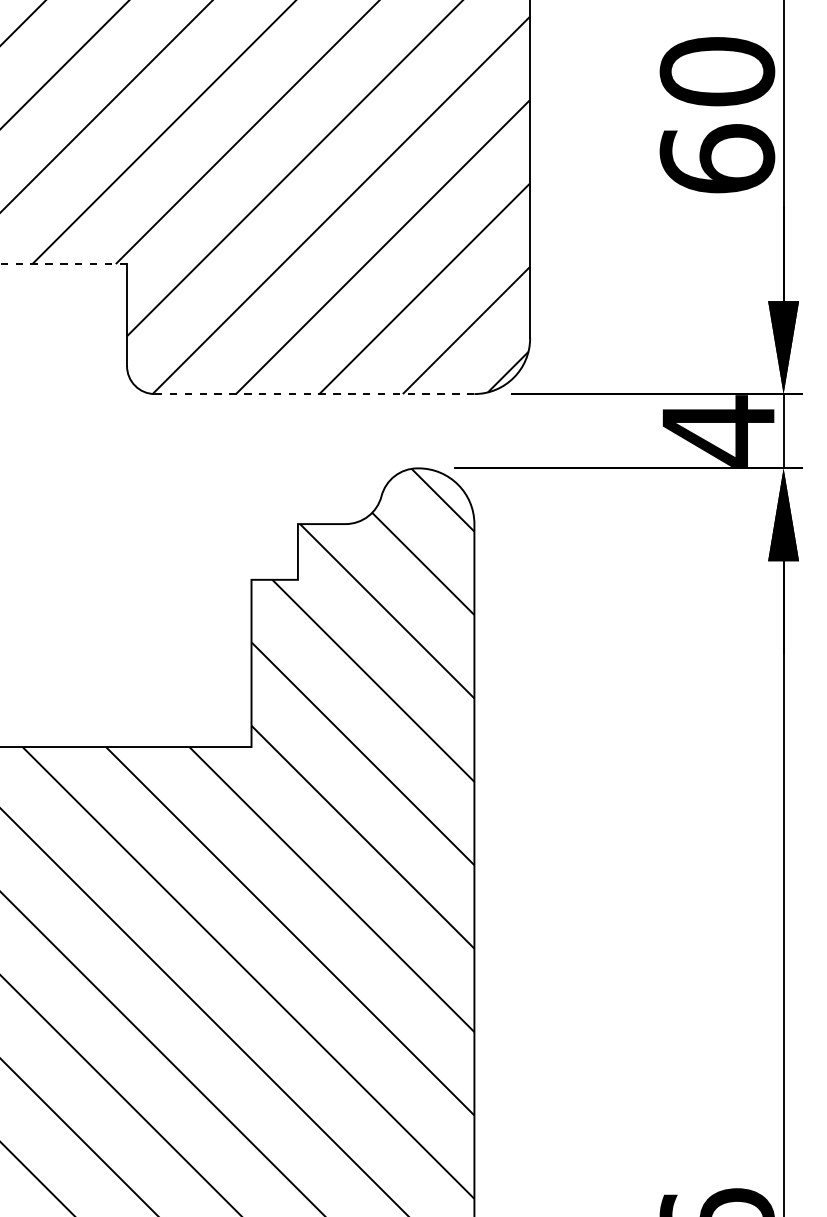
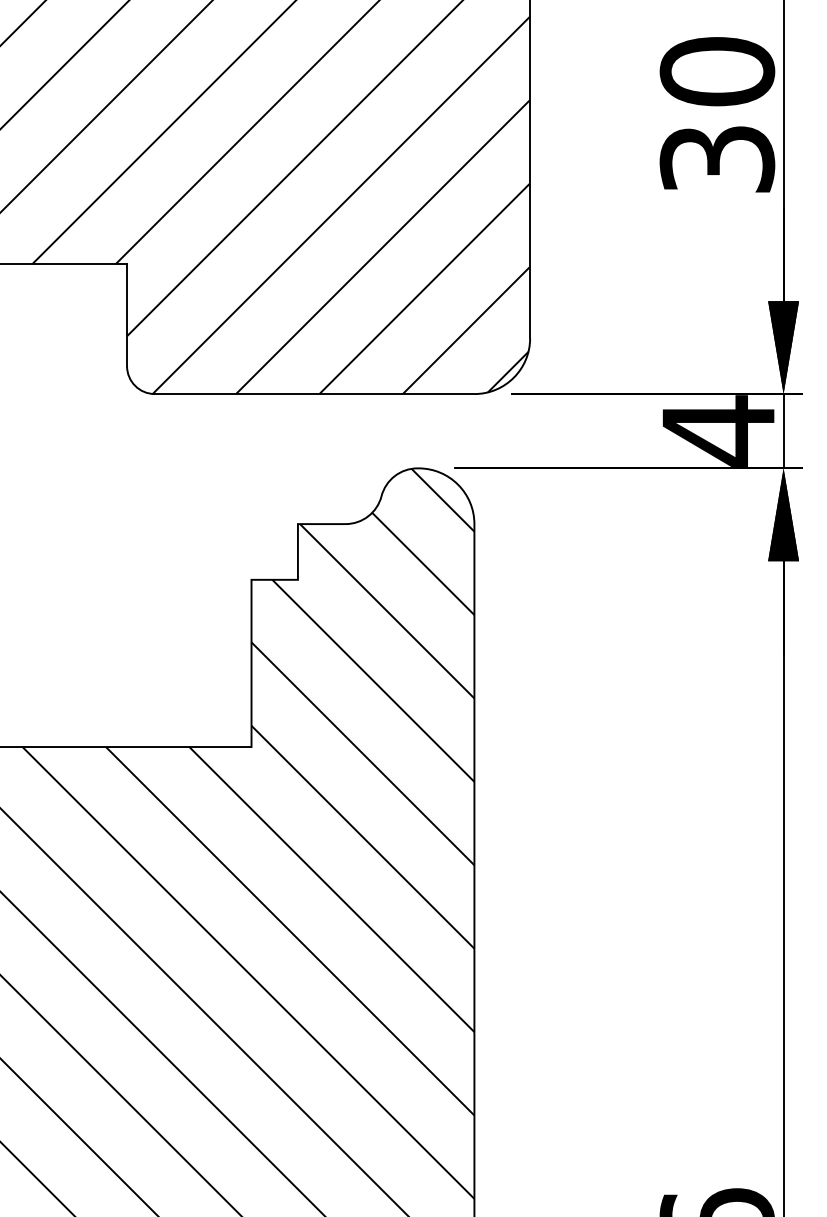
text: 60 -> 30 (717, 158)
line: dashed -> solid (64, 264)
line: dashed -> solid (314, 394)
